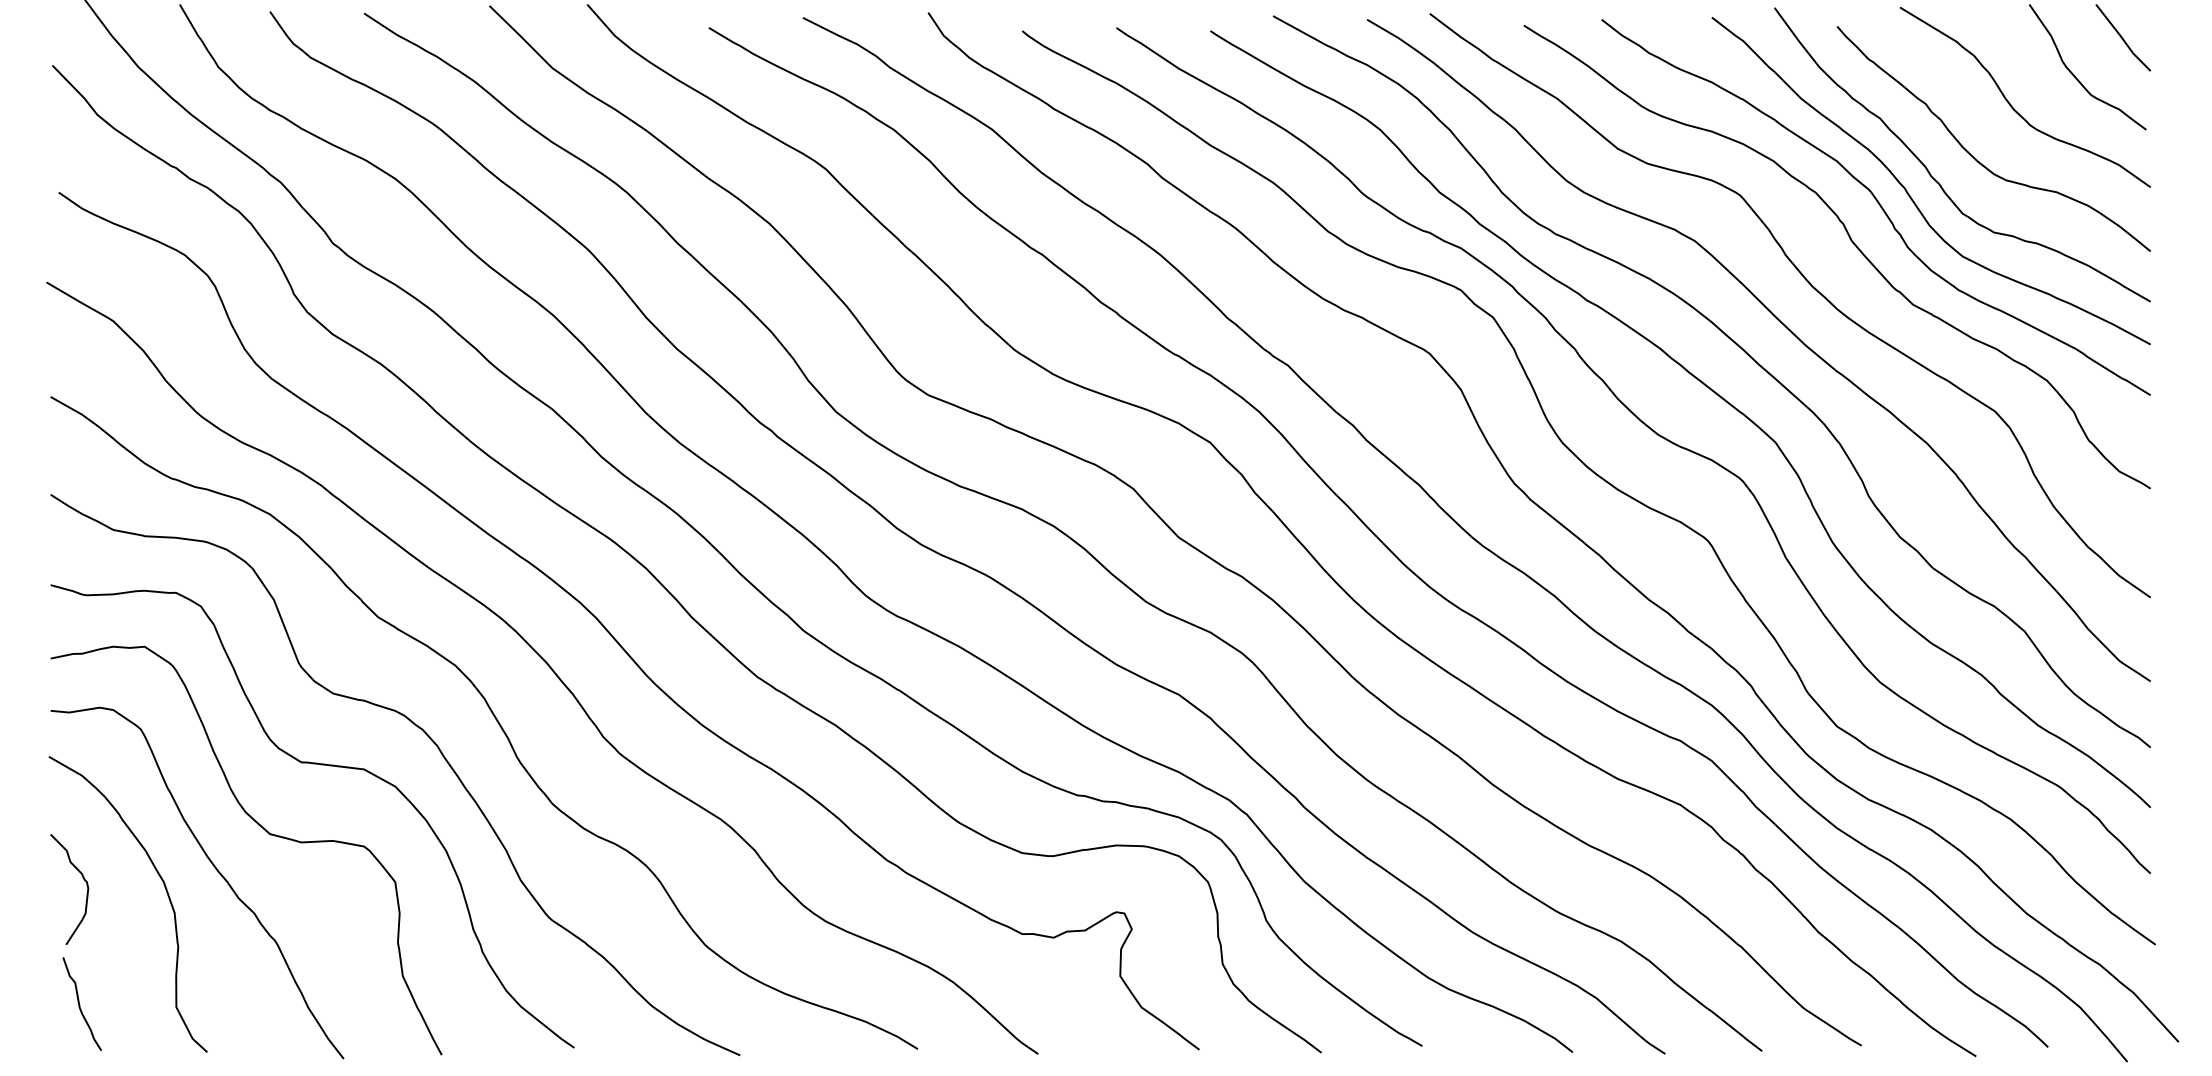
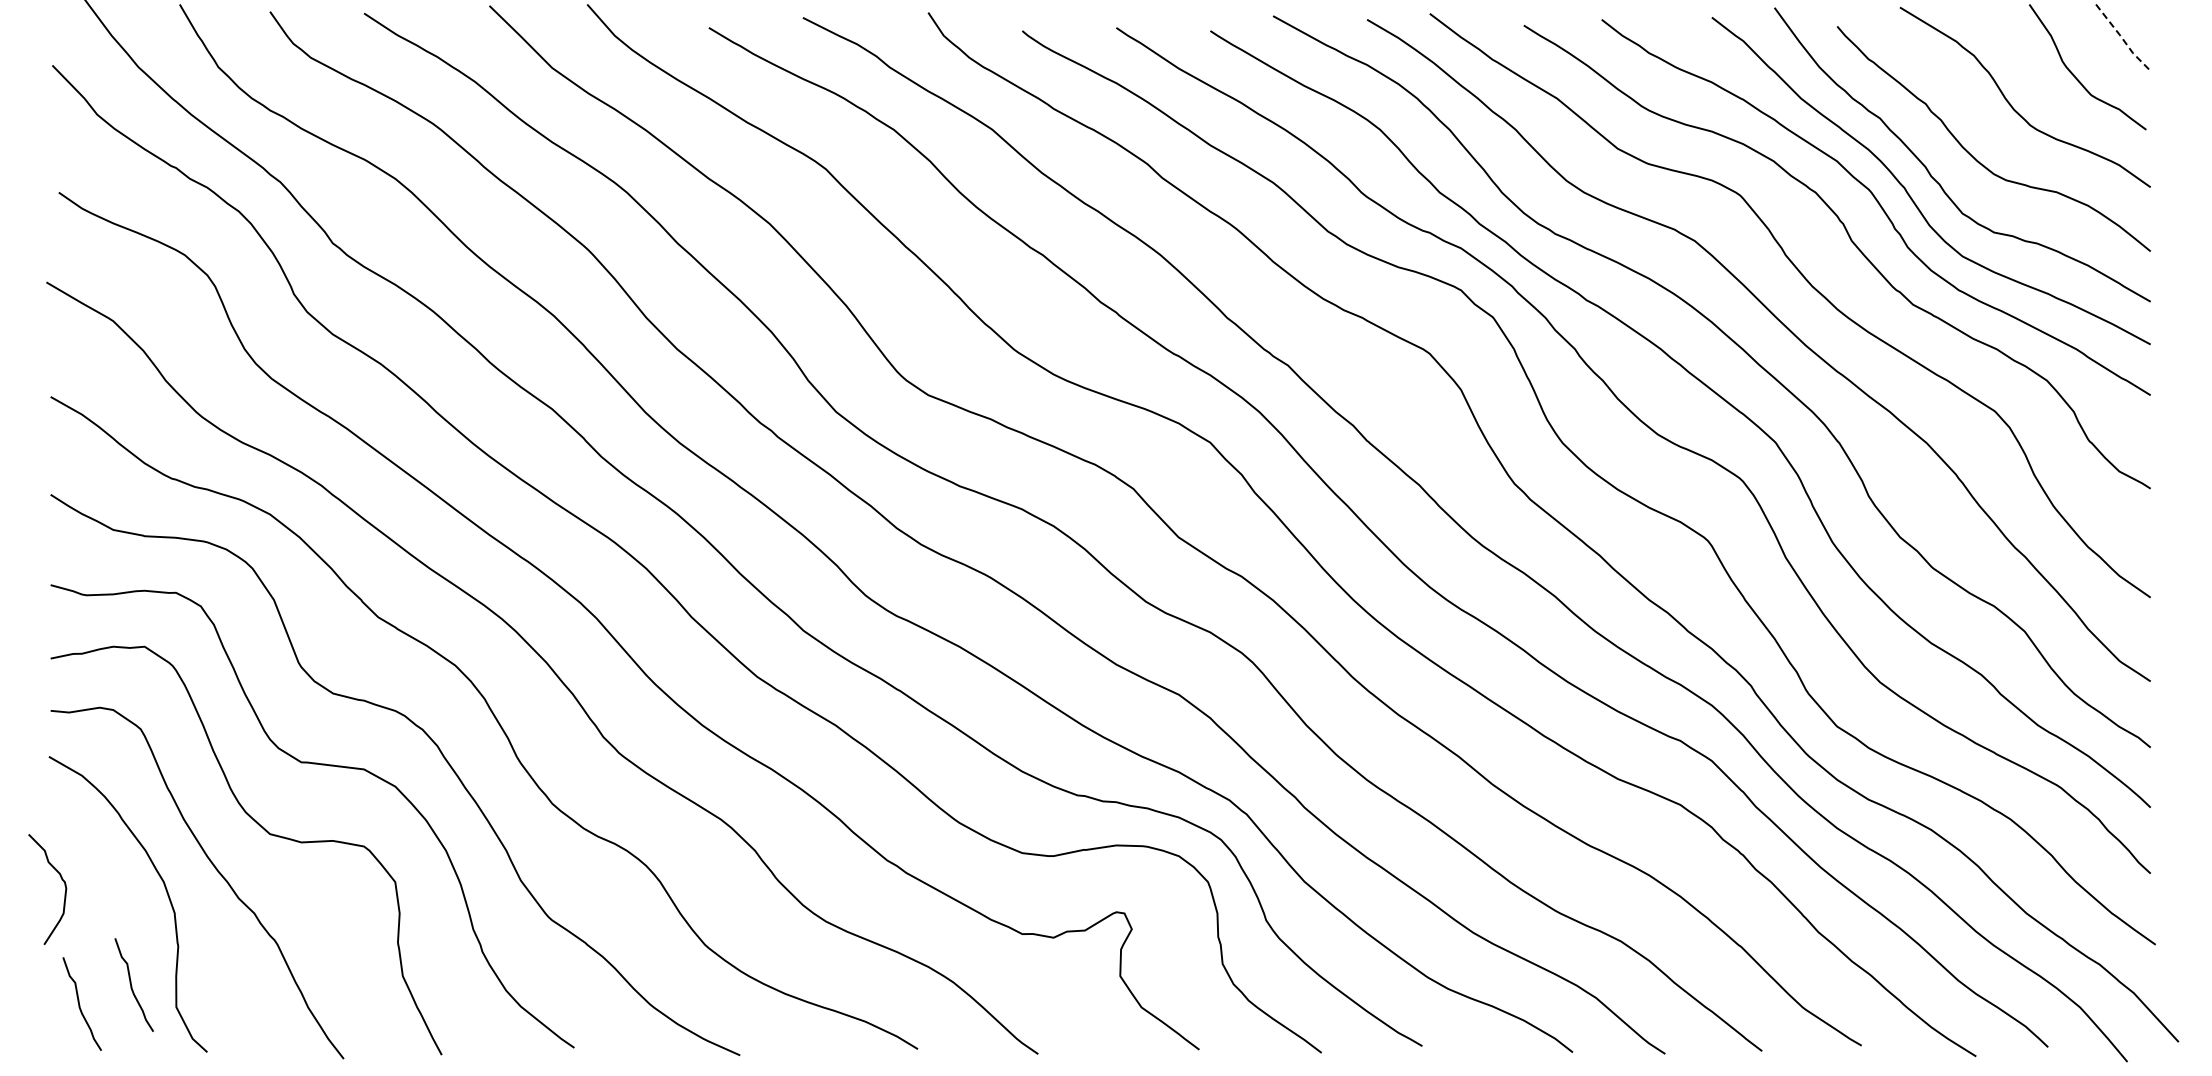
line: solid -> dashed (2122, 39)
curve position: (83, 879) -> (61, 879) (61, 879)
curve: none -> present (132, 985)
